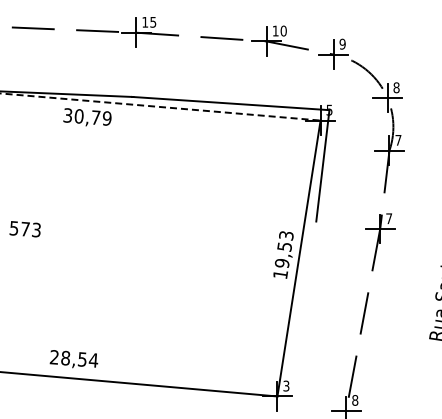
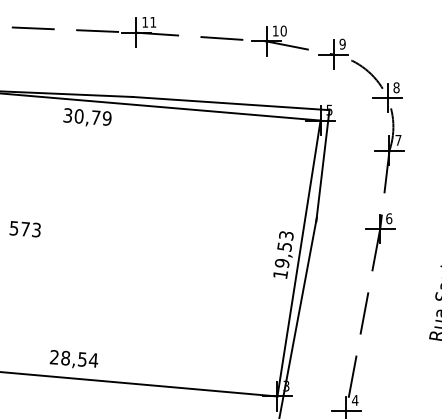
text: 15 -> 11 (153, 22)
line: dashed -> solid (160, 107)
text: 7 -> 6 (389, 218)
line: none -> present (297, 316)
text: 8 -> 4 (354, 400)
